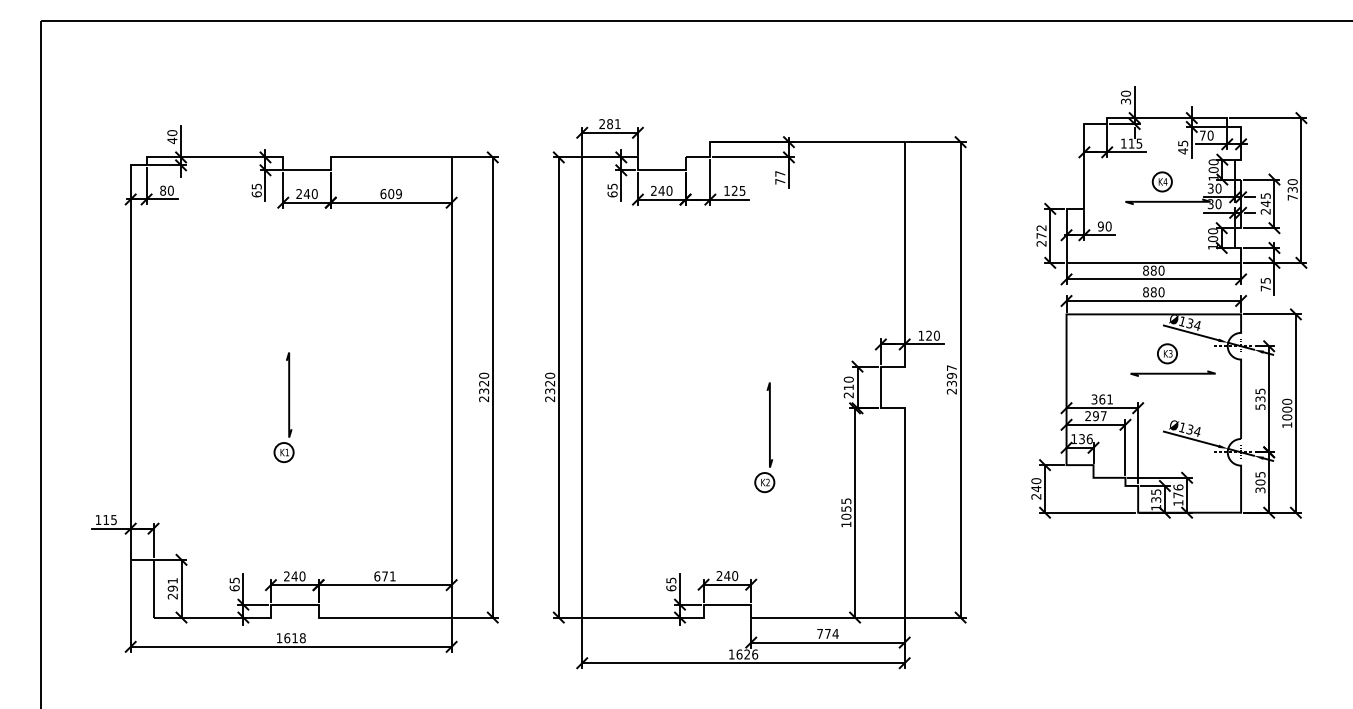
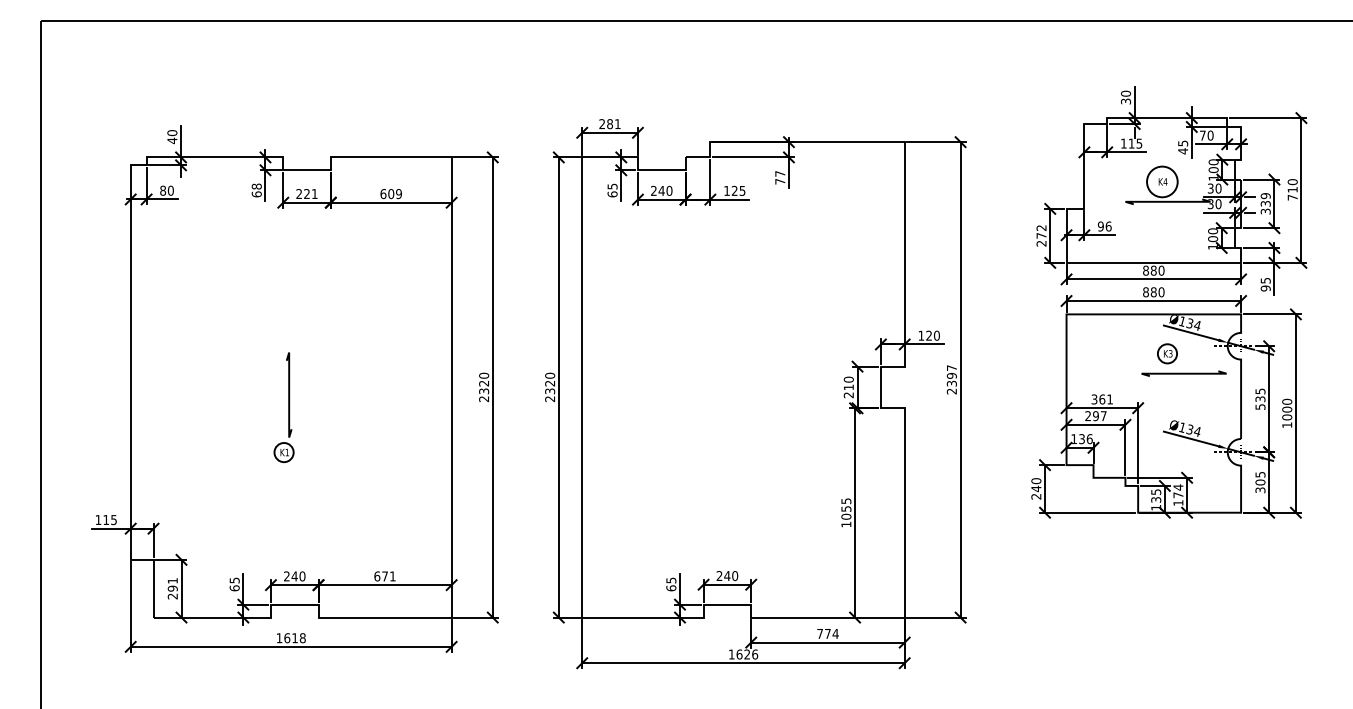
circle diameter: 19 px -> 31 px (1162, 181)
text: 65 -> 68 (256, 186)
text: 730 -> 710 (1292, 189)
text: 240 -> 221 (310, 194)
text: 245 -> 339 (1265, 203)
text: 90 -> 96 (1108, 226)
text: 75 -> 95 (1265, 288)
line position: (1172, 373) -> (1183, 373) (1183, 373)
part: present -> none (764, 437)
text: 176 -> 174 (1178, 487)
